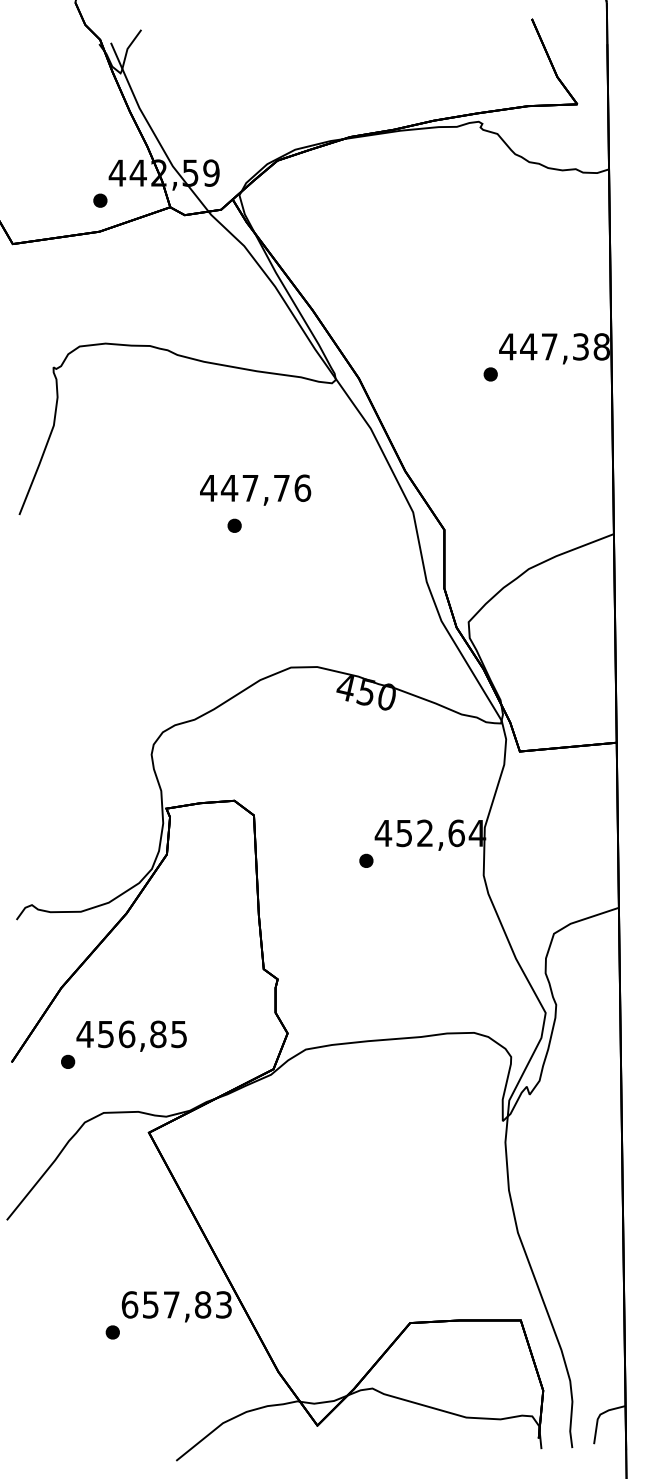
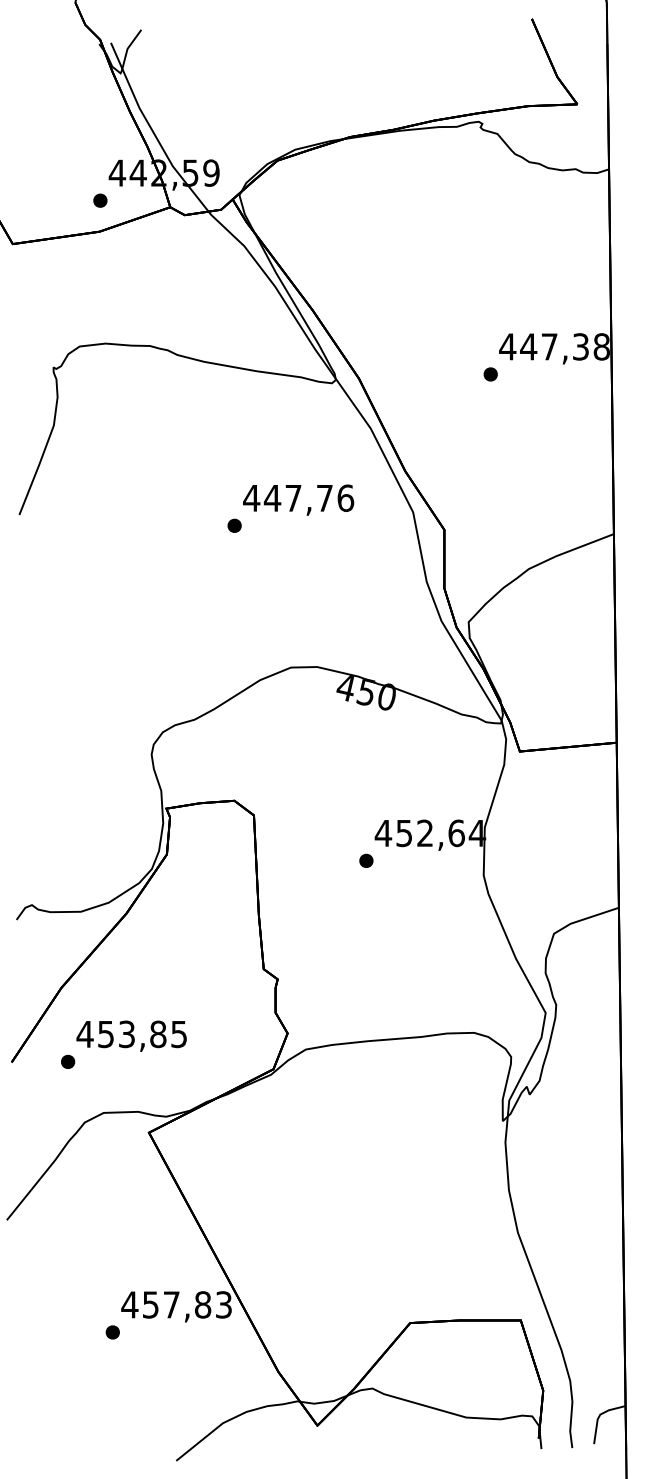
text position: (255, 489) -> (298, 499) (298, 499)
text: 456,85 -> 453,85 (127, 1034)
text: 657,83 -> 457,83 (129, 1304)
